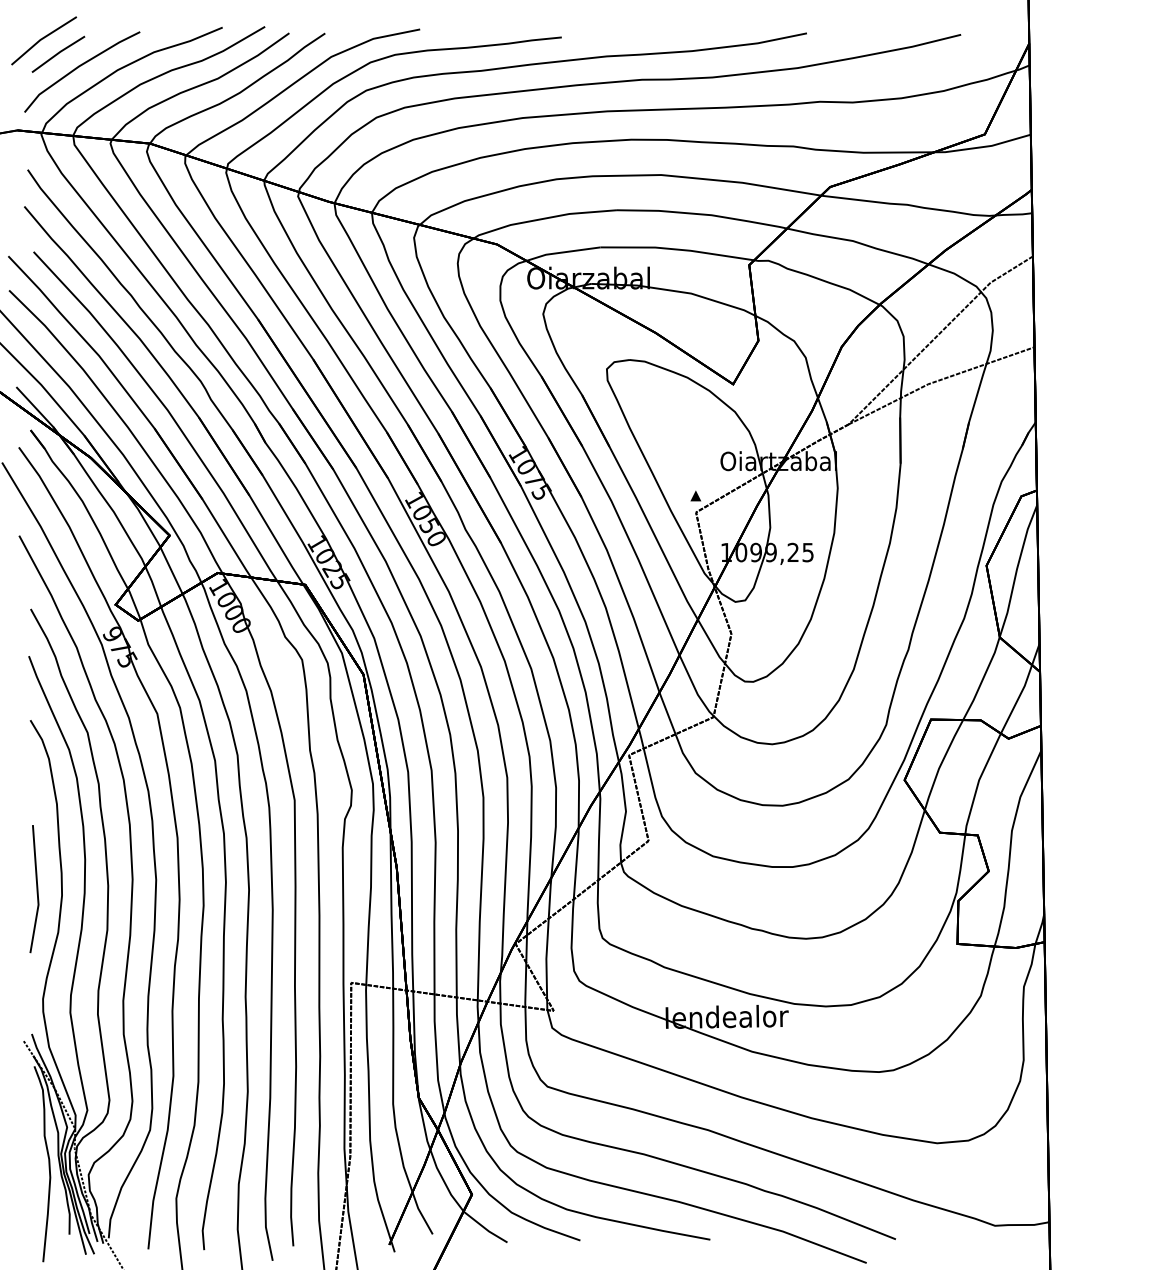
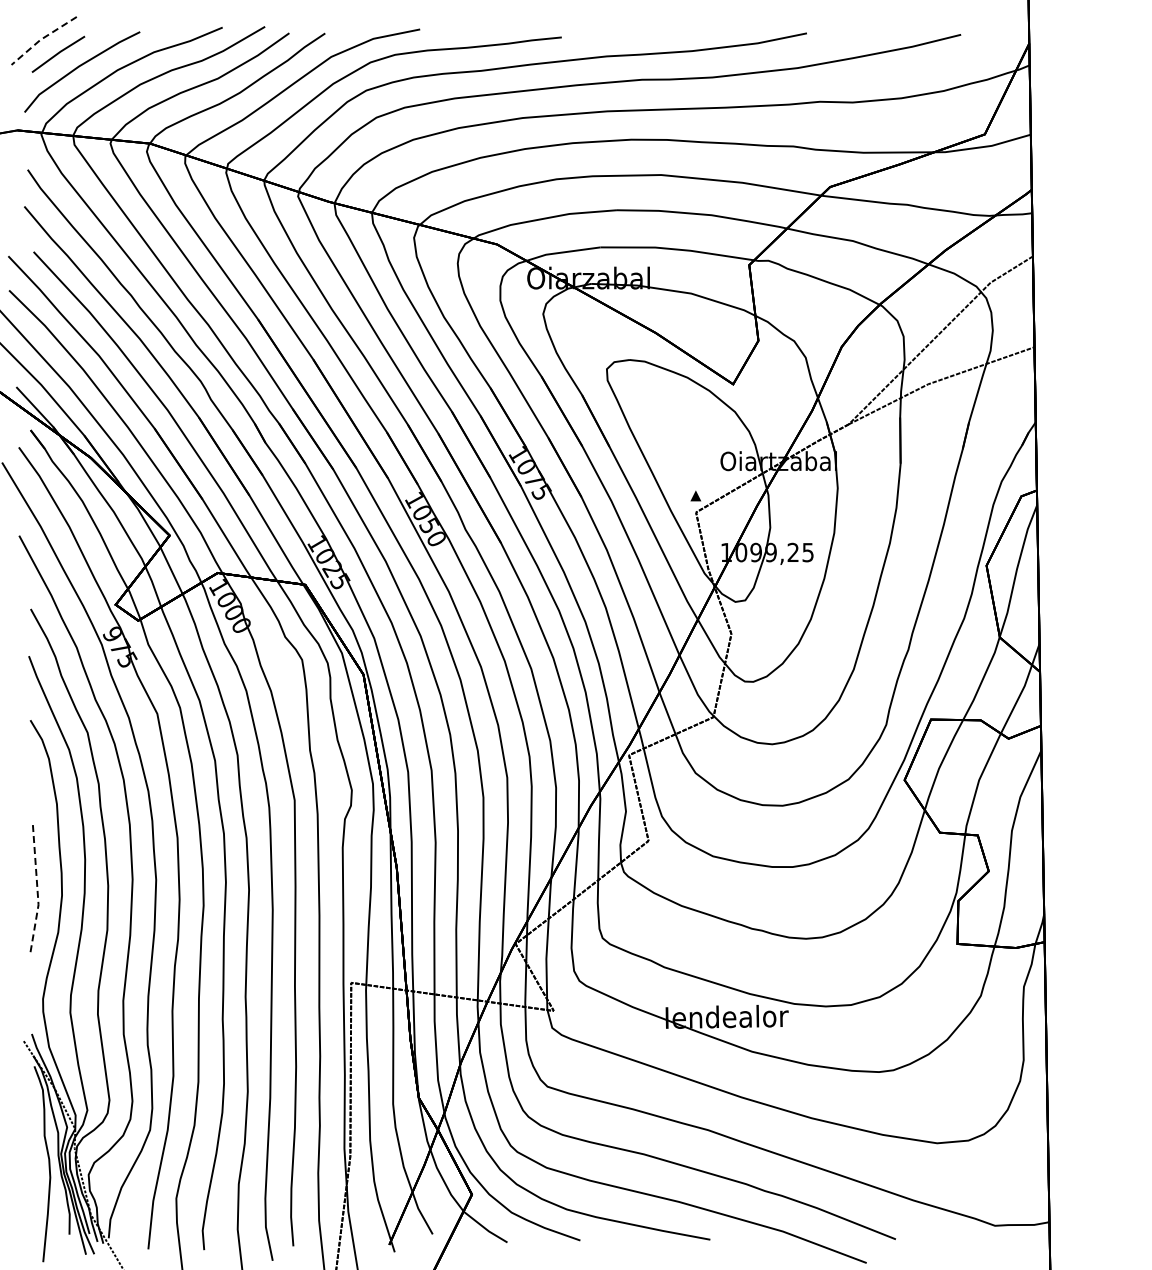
line: solid -> dashed (42, 38)
line: solid -> dashed (37, 890)
